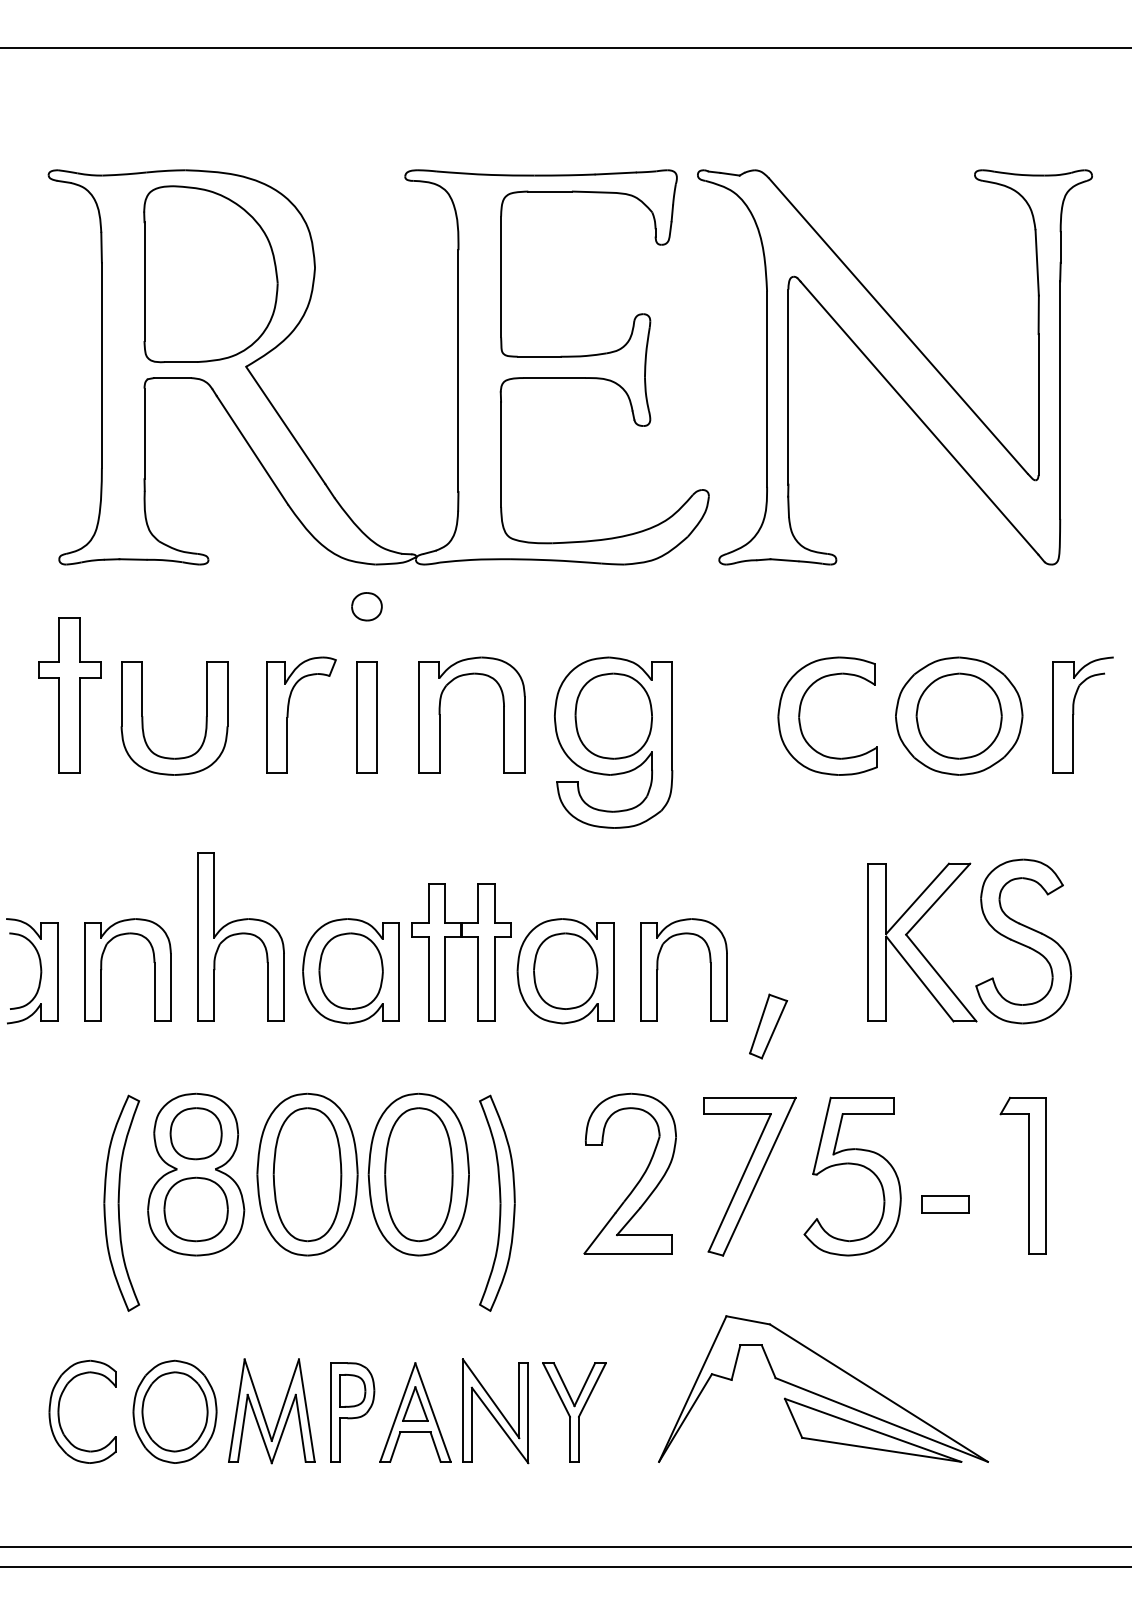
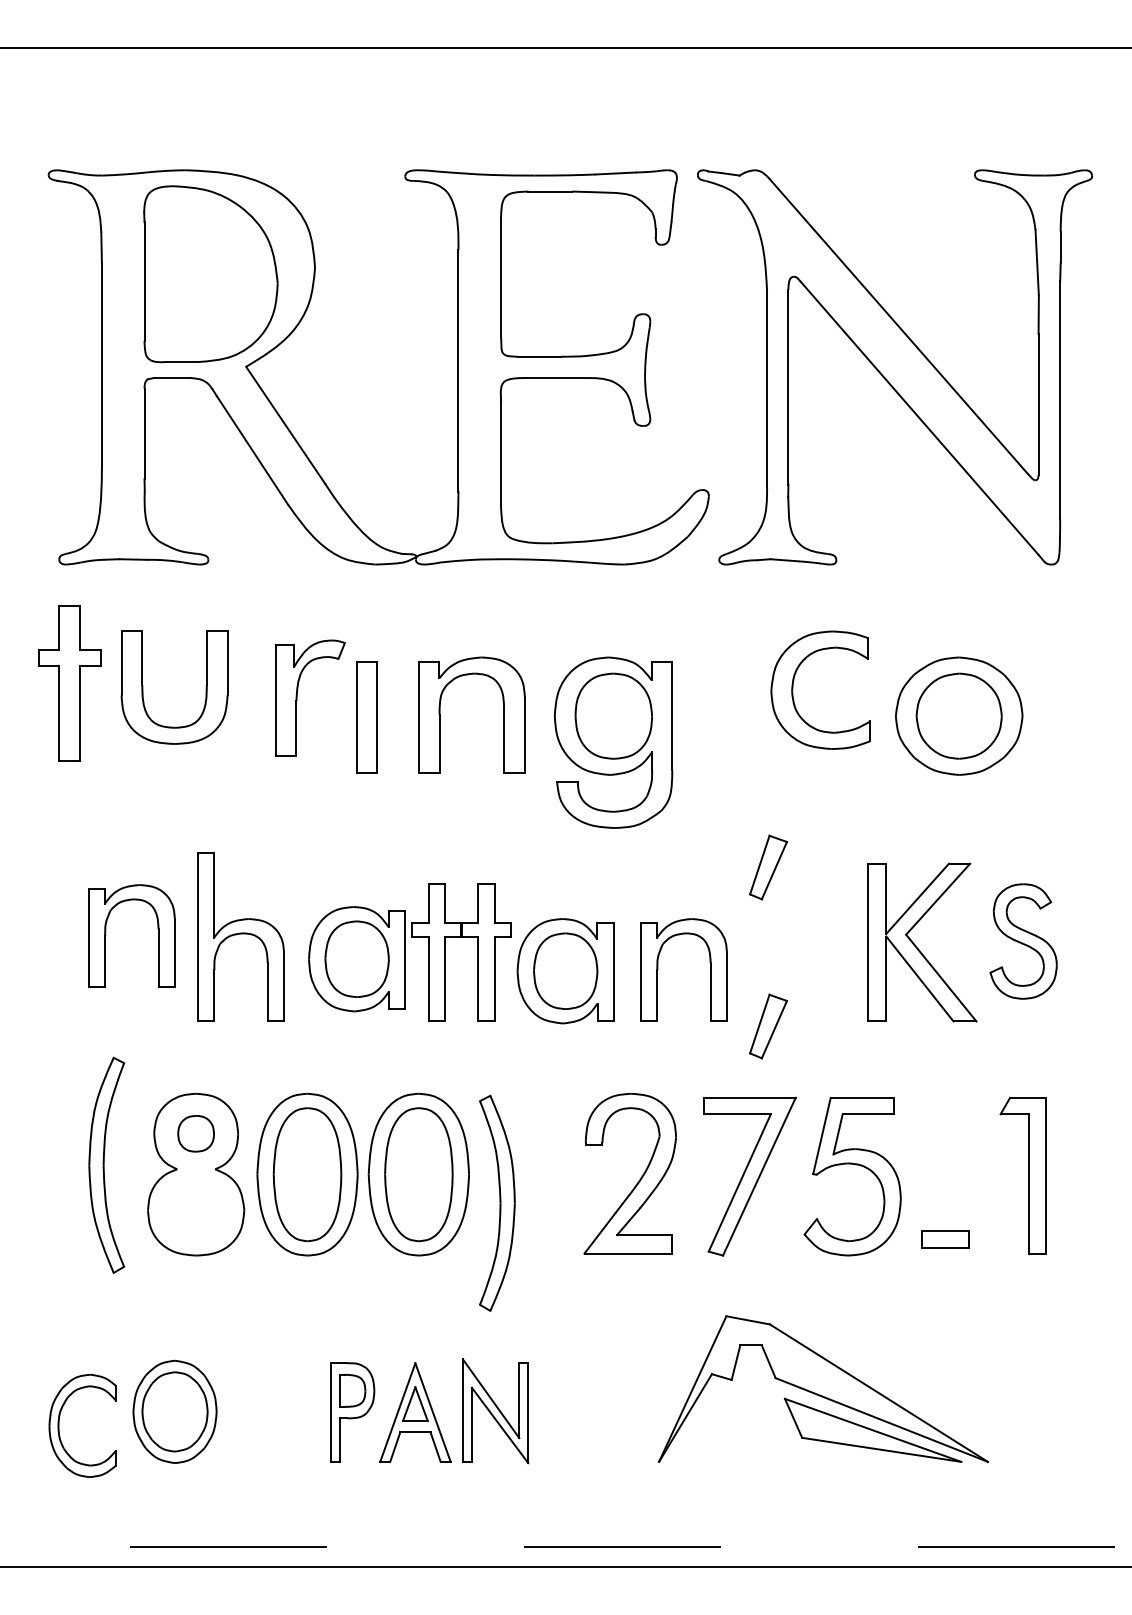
part: present -> none (366, 606)
part position: (69, 695) -> (69, 683) (69, 683)
part position: (288, 714) -> (297, 697) (297, 697)
part: present -> none (1074, 714)
part position: (800, 715) -> (793, 689) (793, 689)
part position: (143, 718) -> (143, 687) (143, 687)
part: none -> present (768, 867)
part size: 97x167 px -> 69x117 px (1023, 941)
part position: (102, 969) -> (106, 935) (106, 935)
part: present -> none (40, 971)
part position: (350, 971) -> (356, 959) (356, 959)
part size: 54x54 px -> 38x38 px (195, 1133)
part position: (121, 1202) -> (106, 1164) (106, 1164)
part position: (945, 1204) -> (945, 1239) (945, 1239)
part: present -> none (195, 1209)
part position: (59, 1411) -> (59, 1425) (59, 1425)
part: present -> none (263, 1412)
part: present -> none (574, 1412)
line: solid -> dashed (565, 1546)
